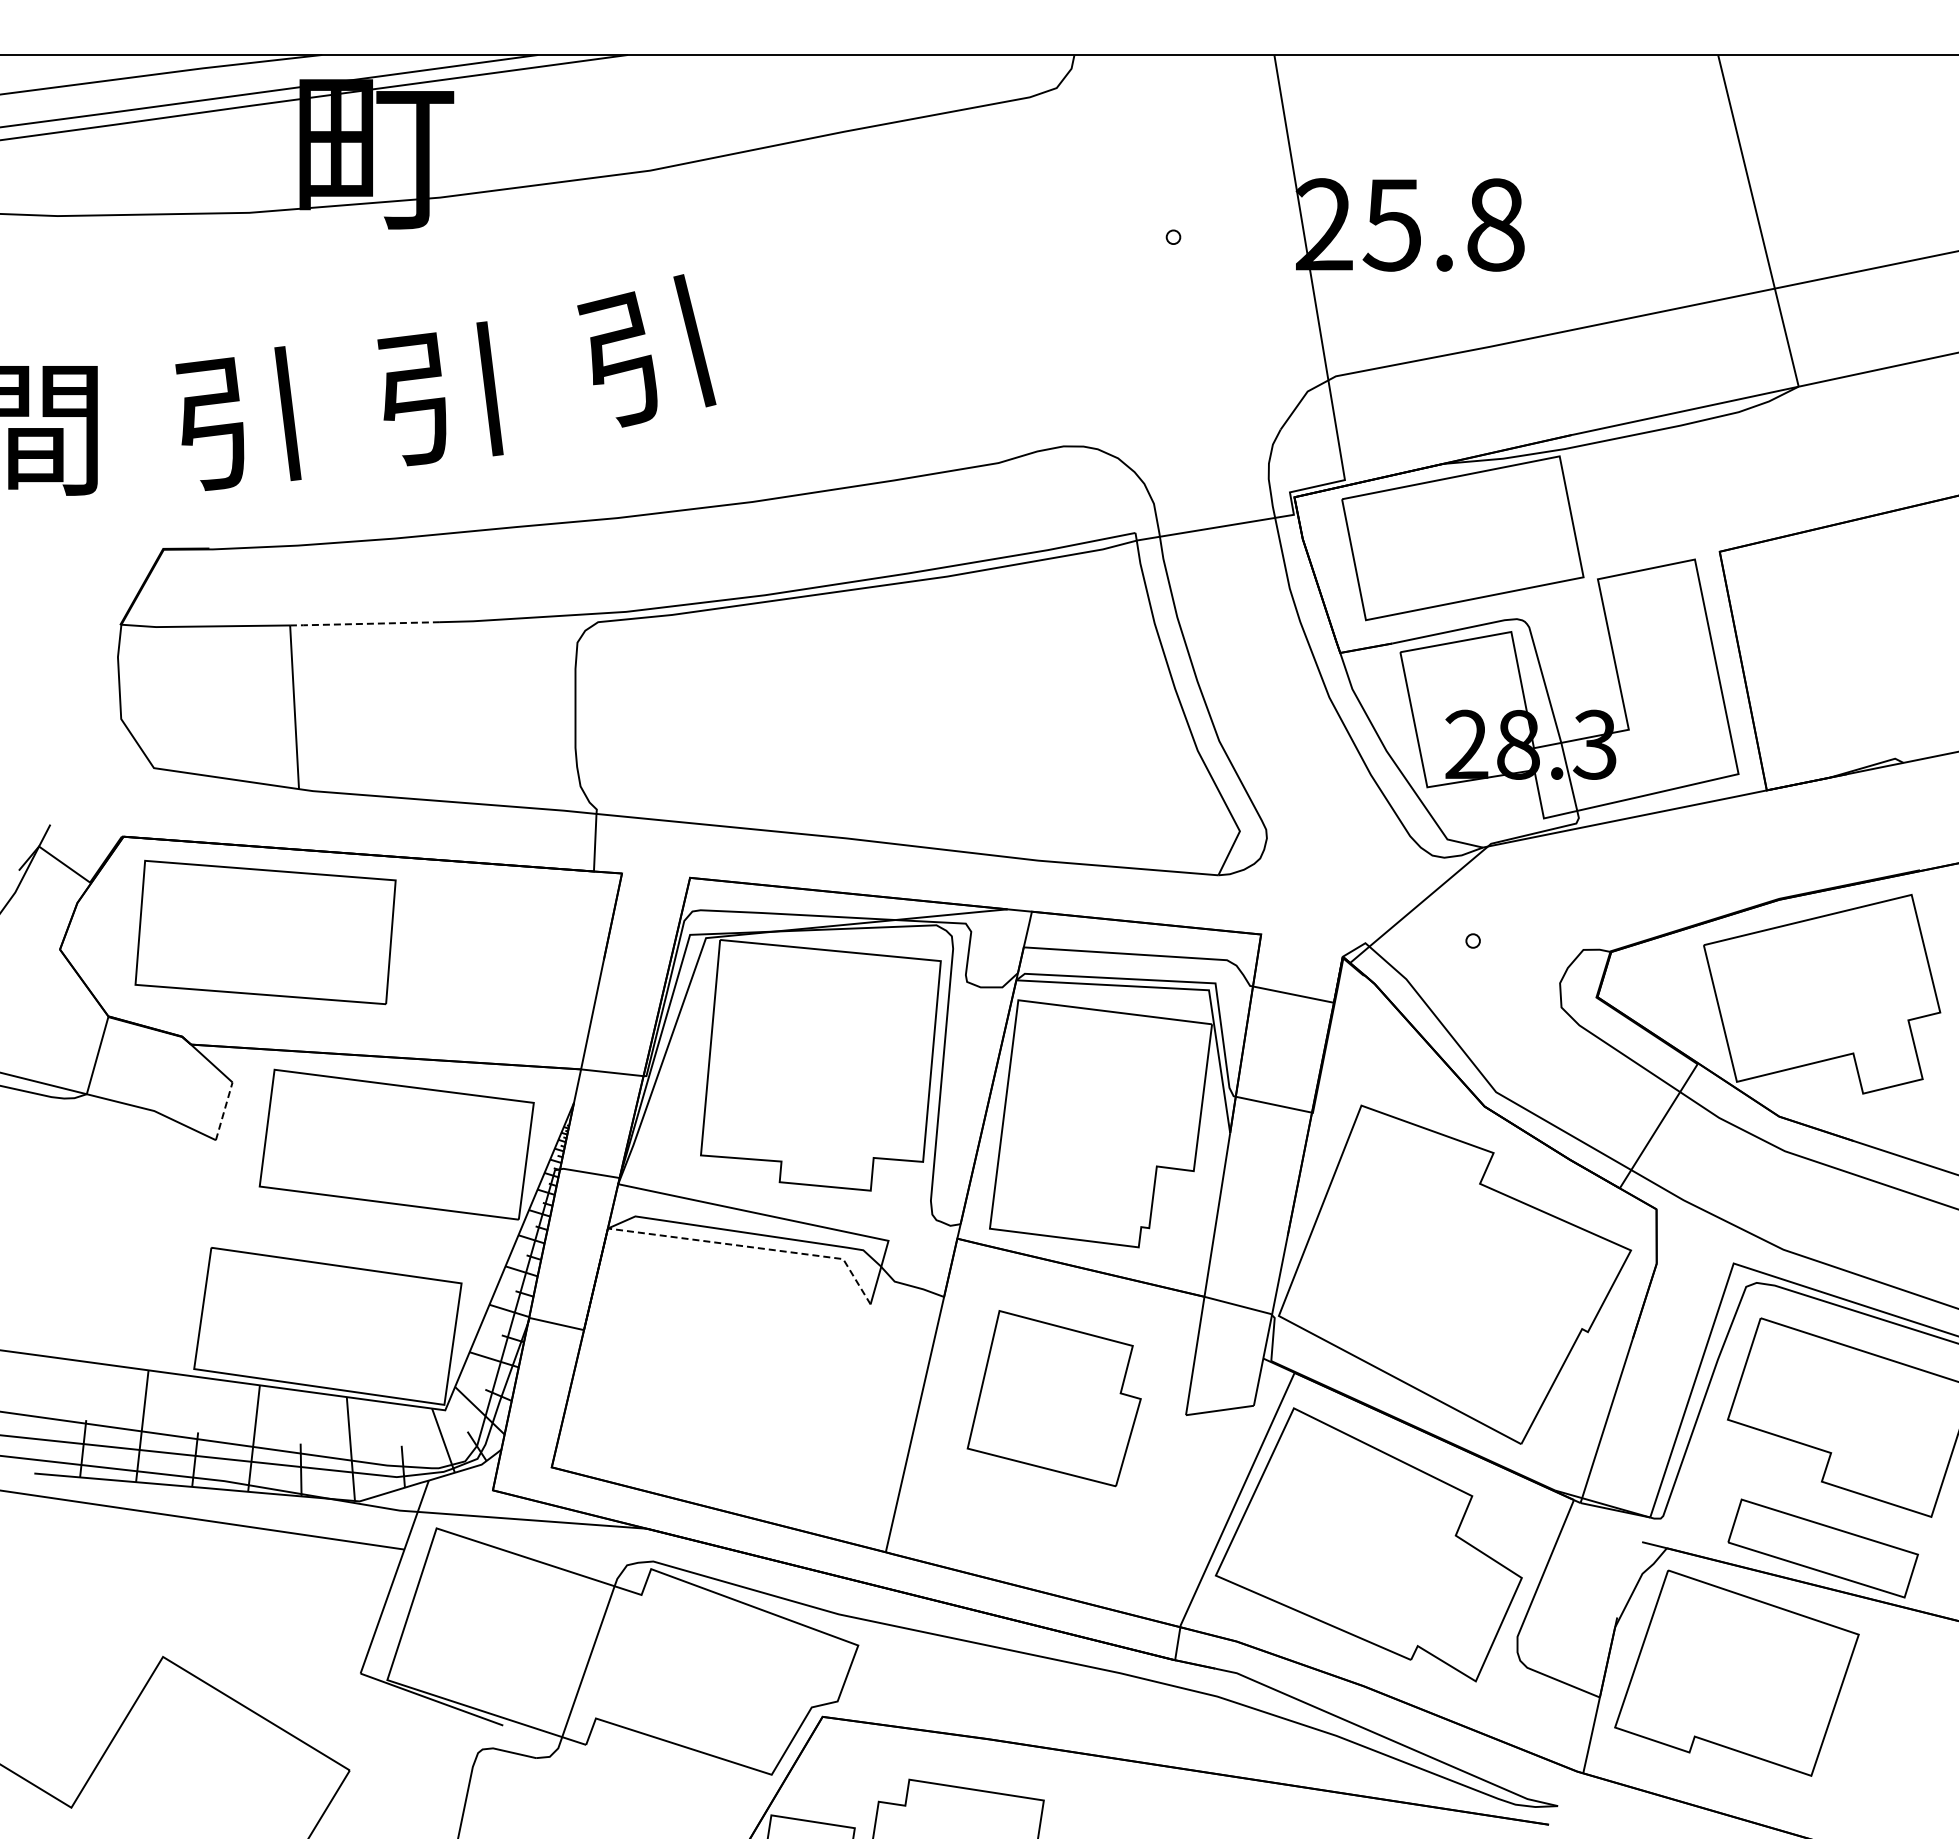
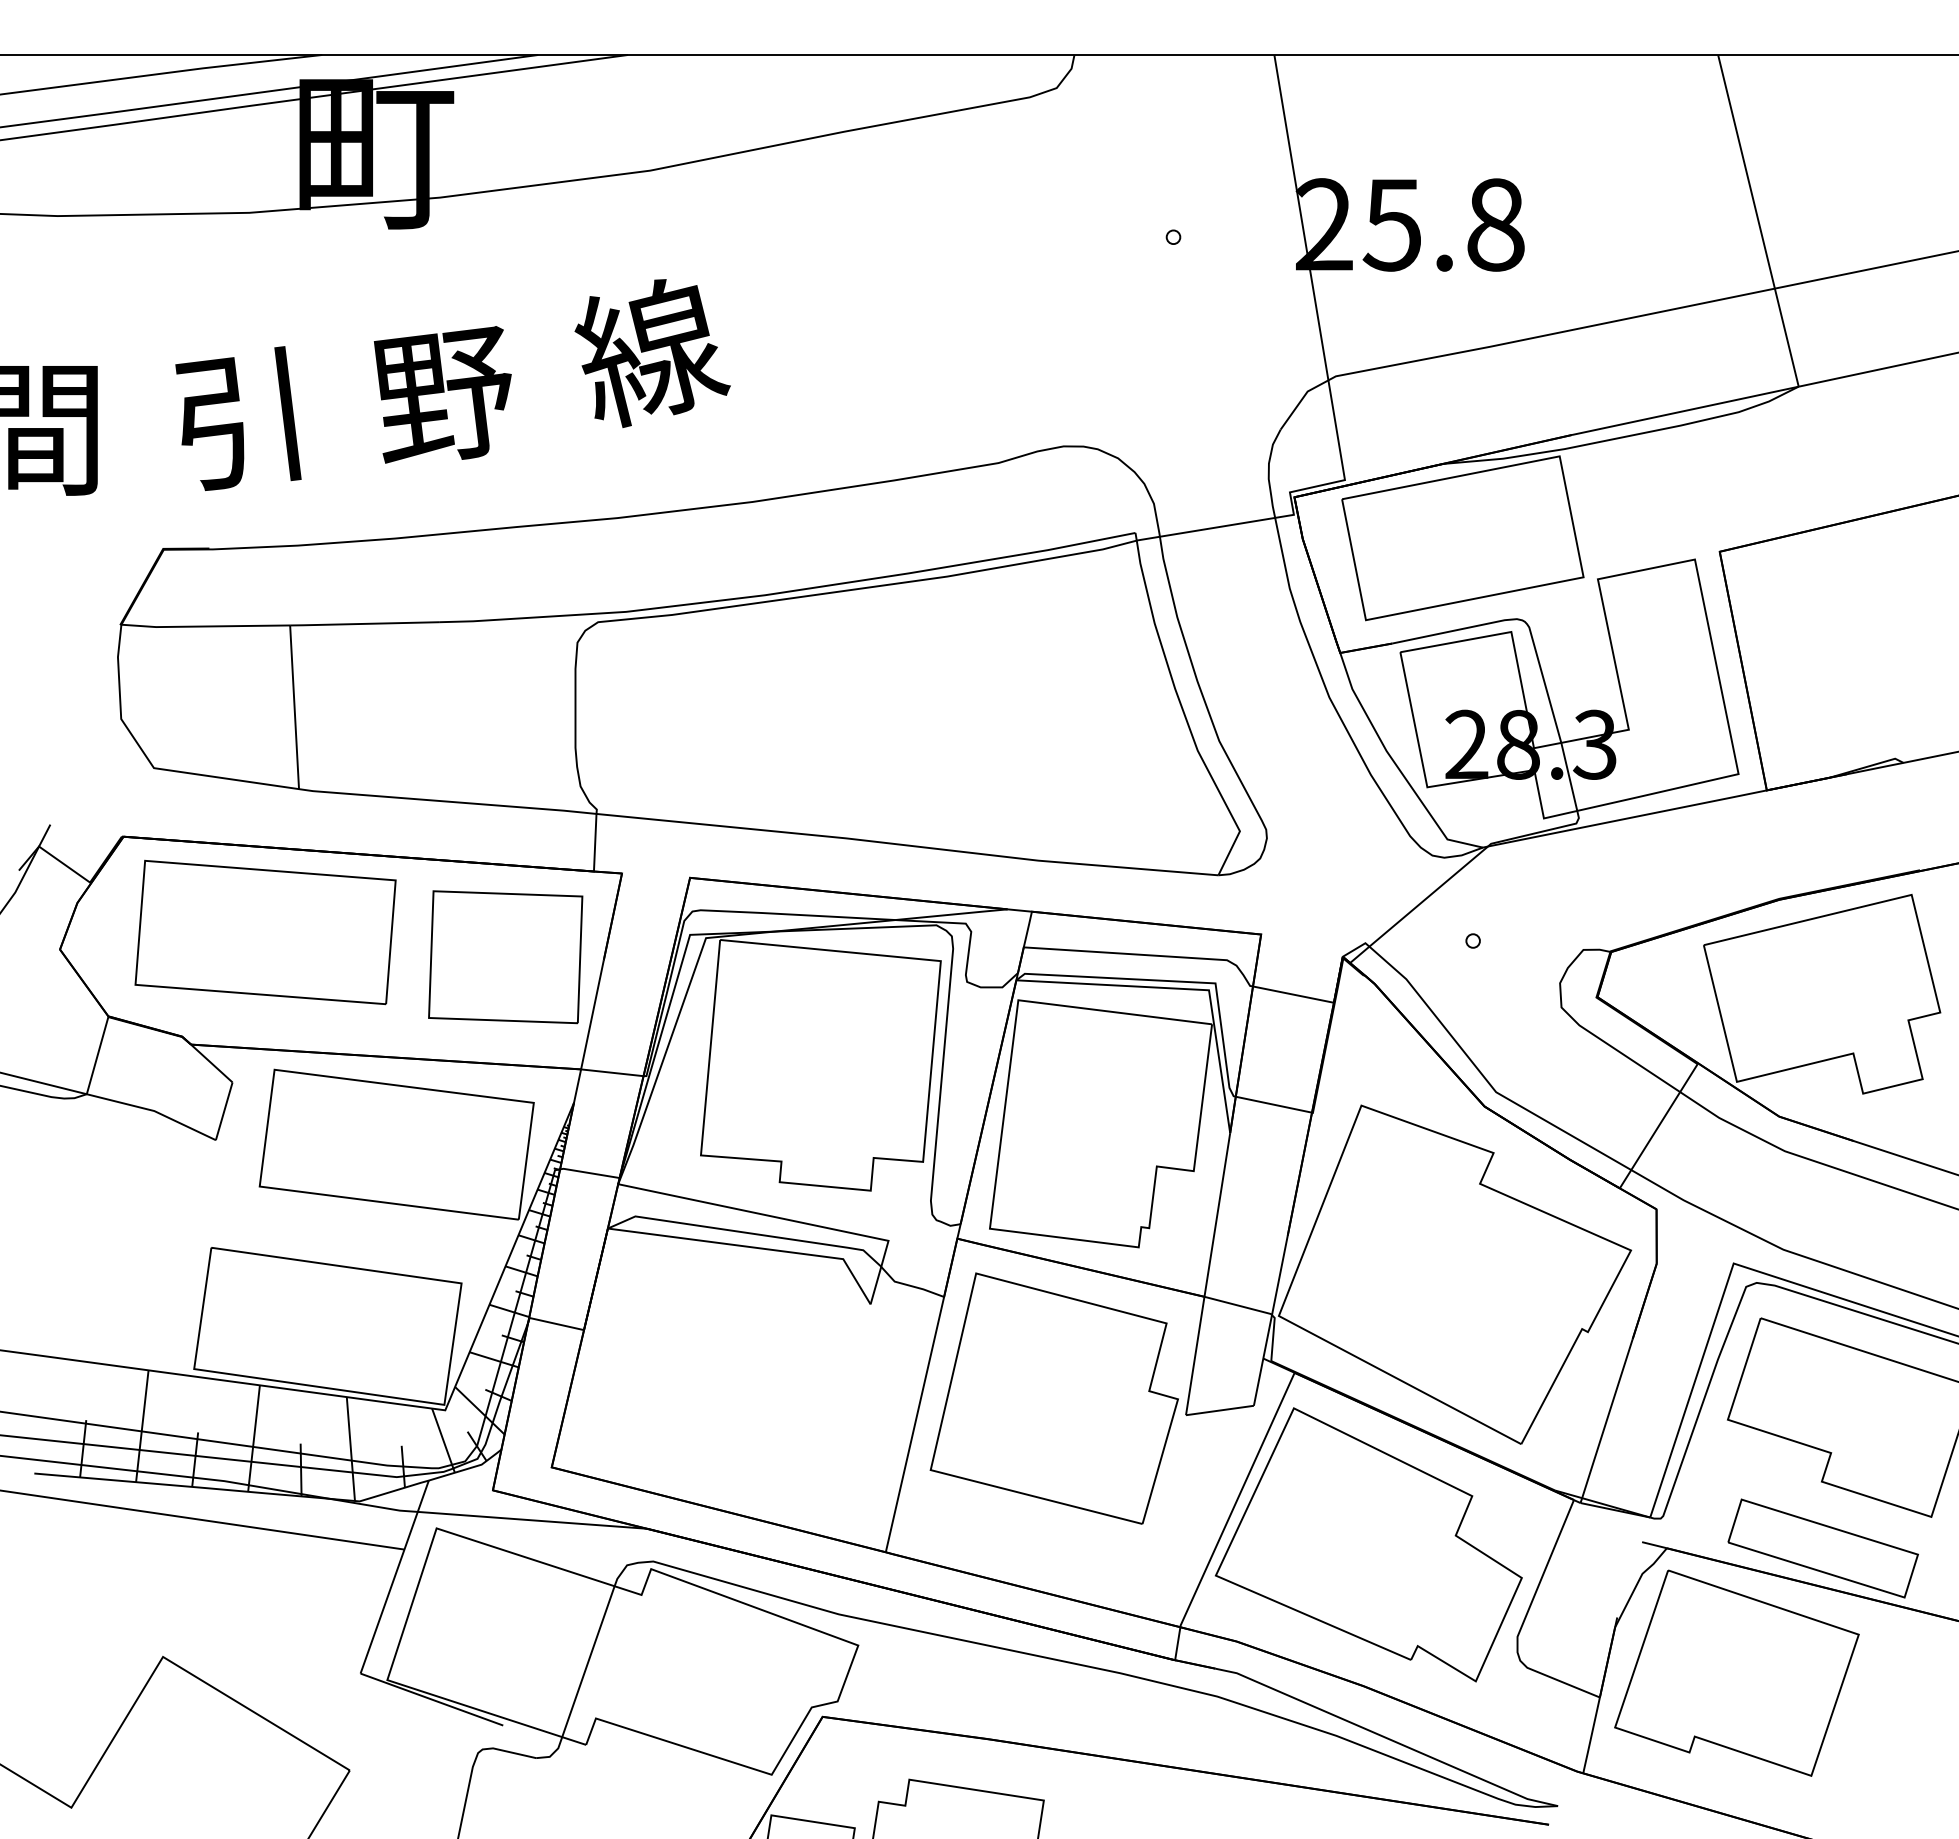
text: 引 -> 線 (652, 351)
text: 引 -> 野 (442, 393)
line: dashed -> solid (364, 623)
part: none -> present (505, 957)
line: dashed -> solid (224, 1110)
line: dashed -> solid (752, 1247)
part size: 176x178 px -> 250x253 px (1053, 1398)
